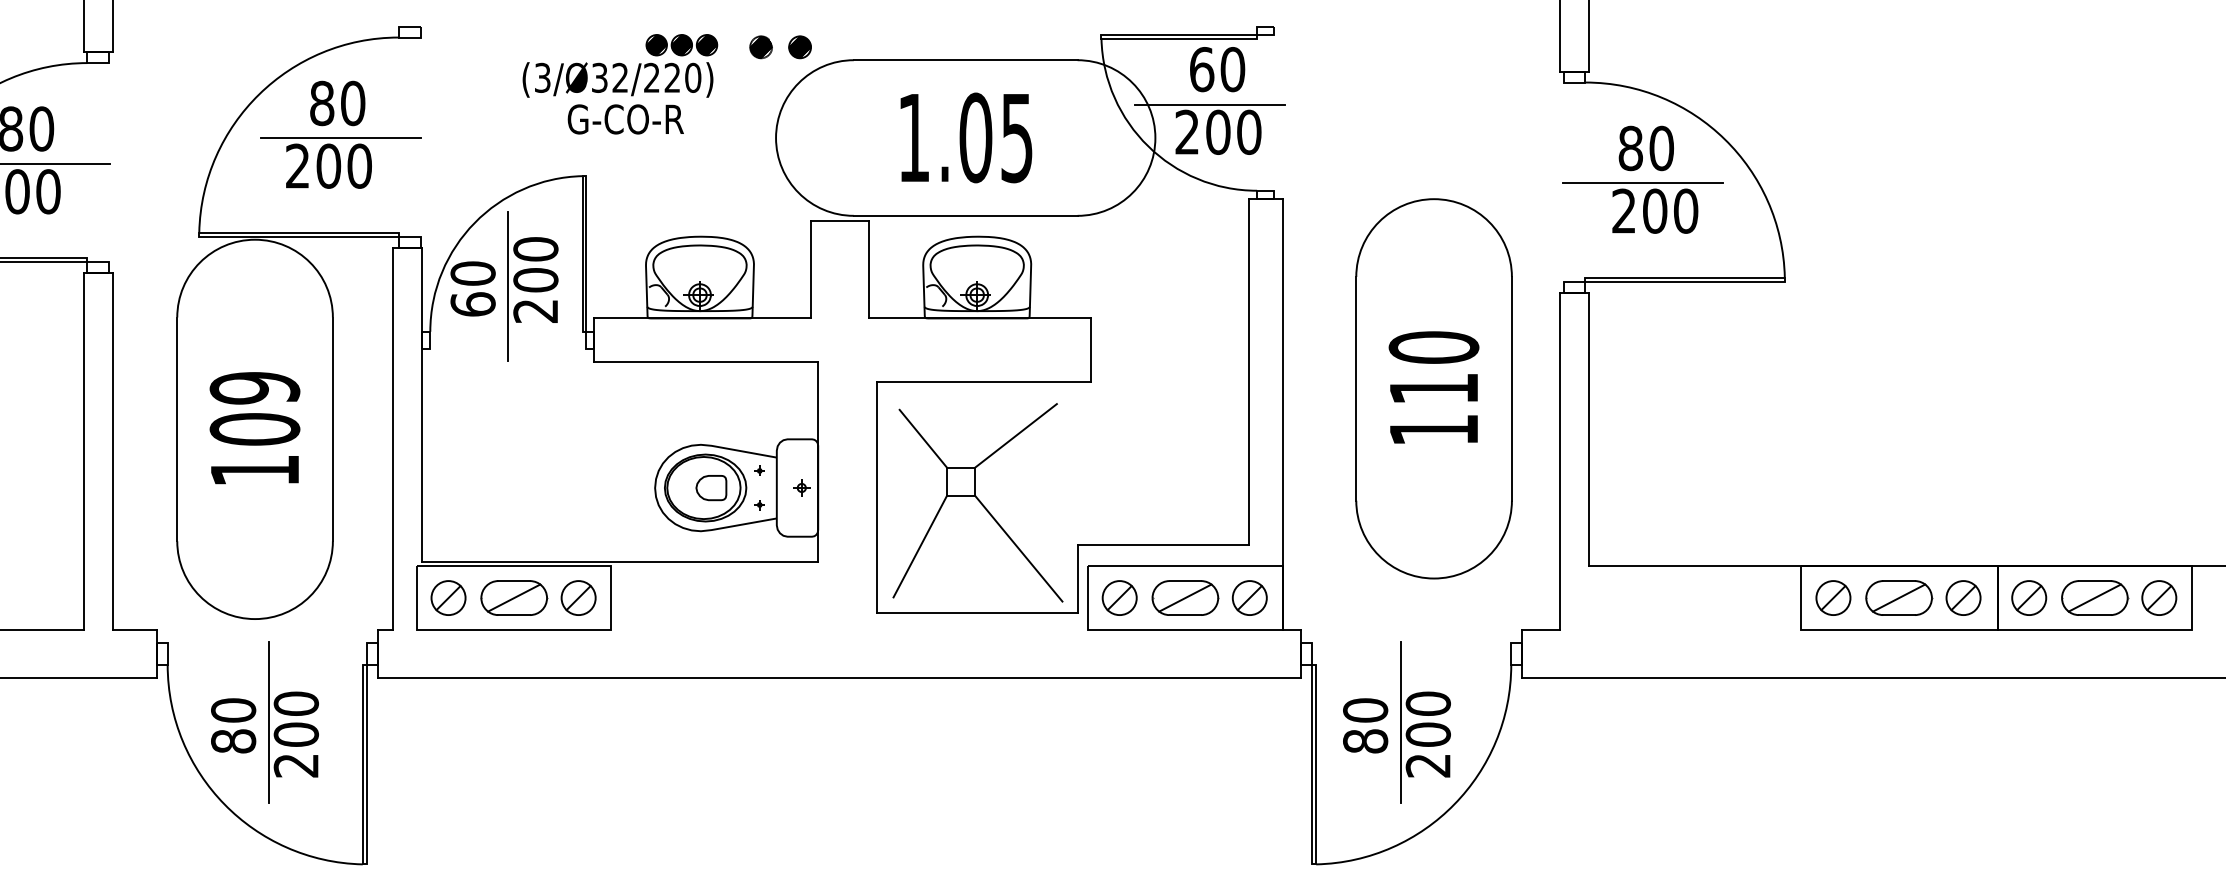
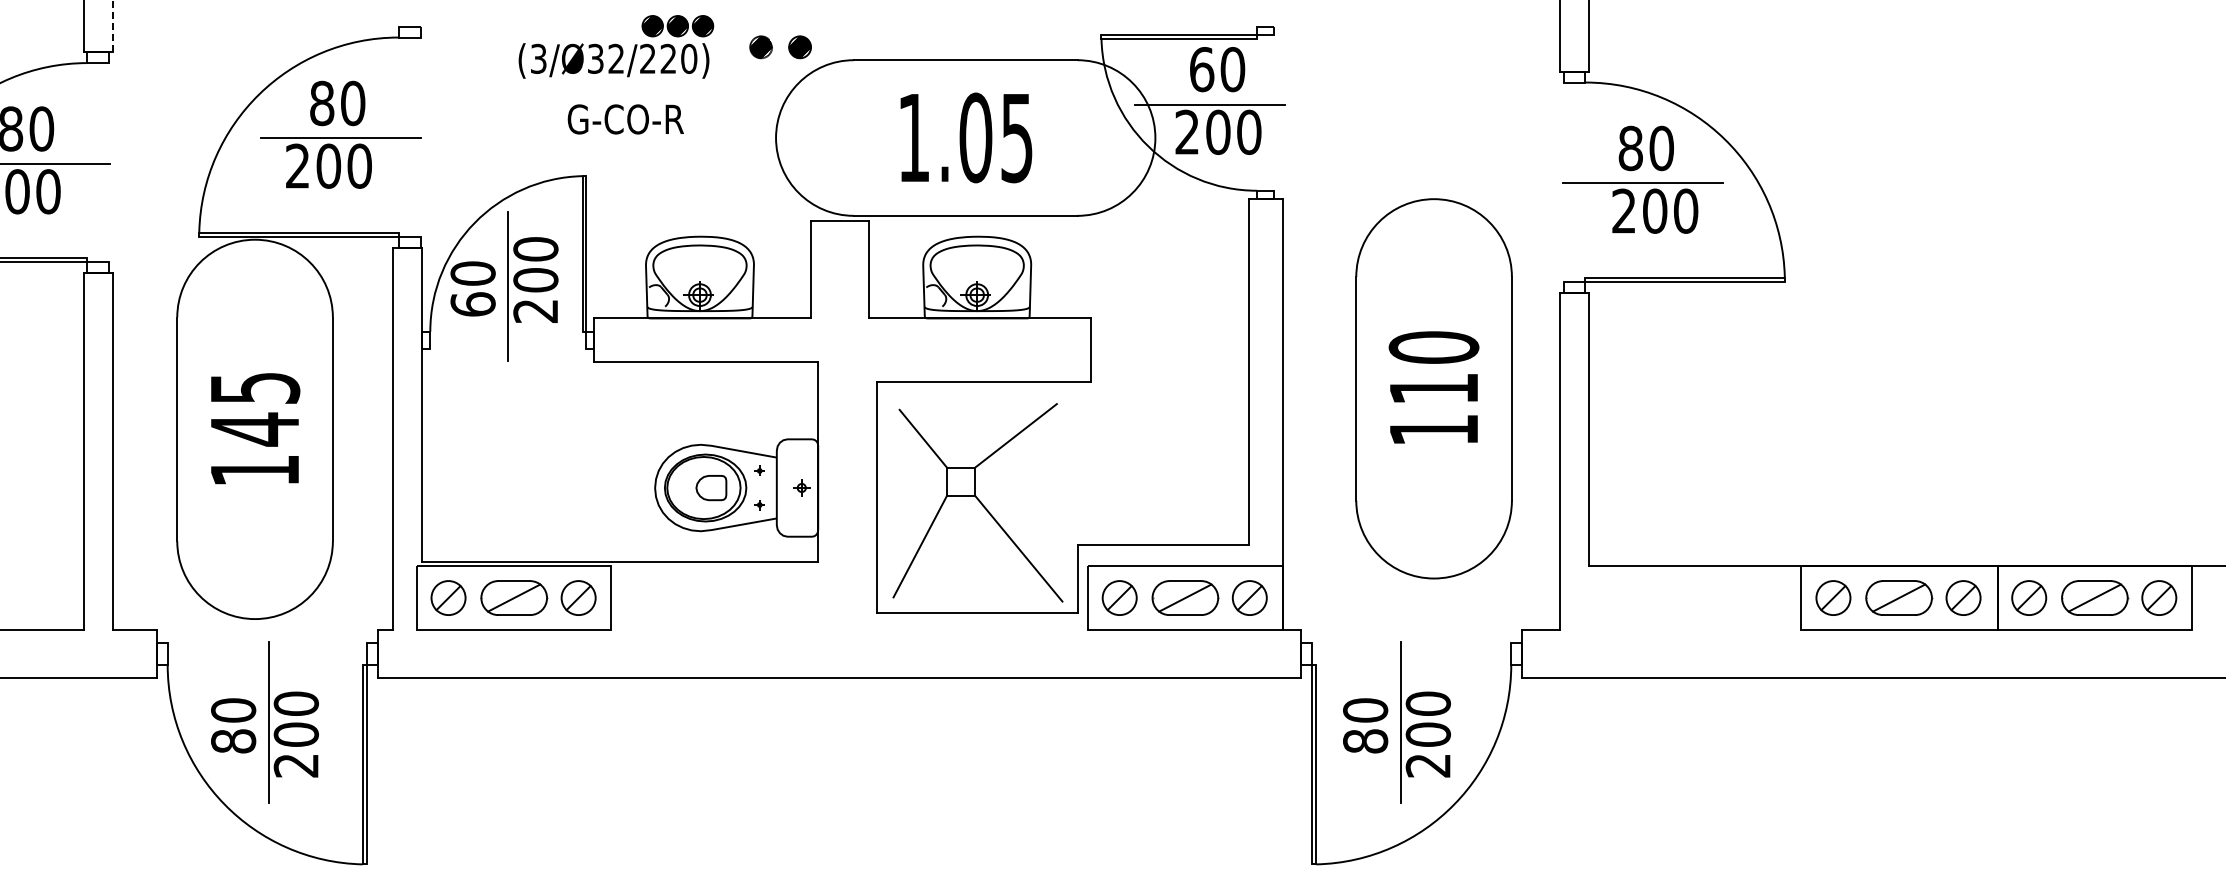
line: solid -> dashed (112, 26)
part position: (620, 65) -> (616, 46) (616, 46)
text: 109 -> 145 (254, 409)
